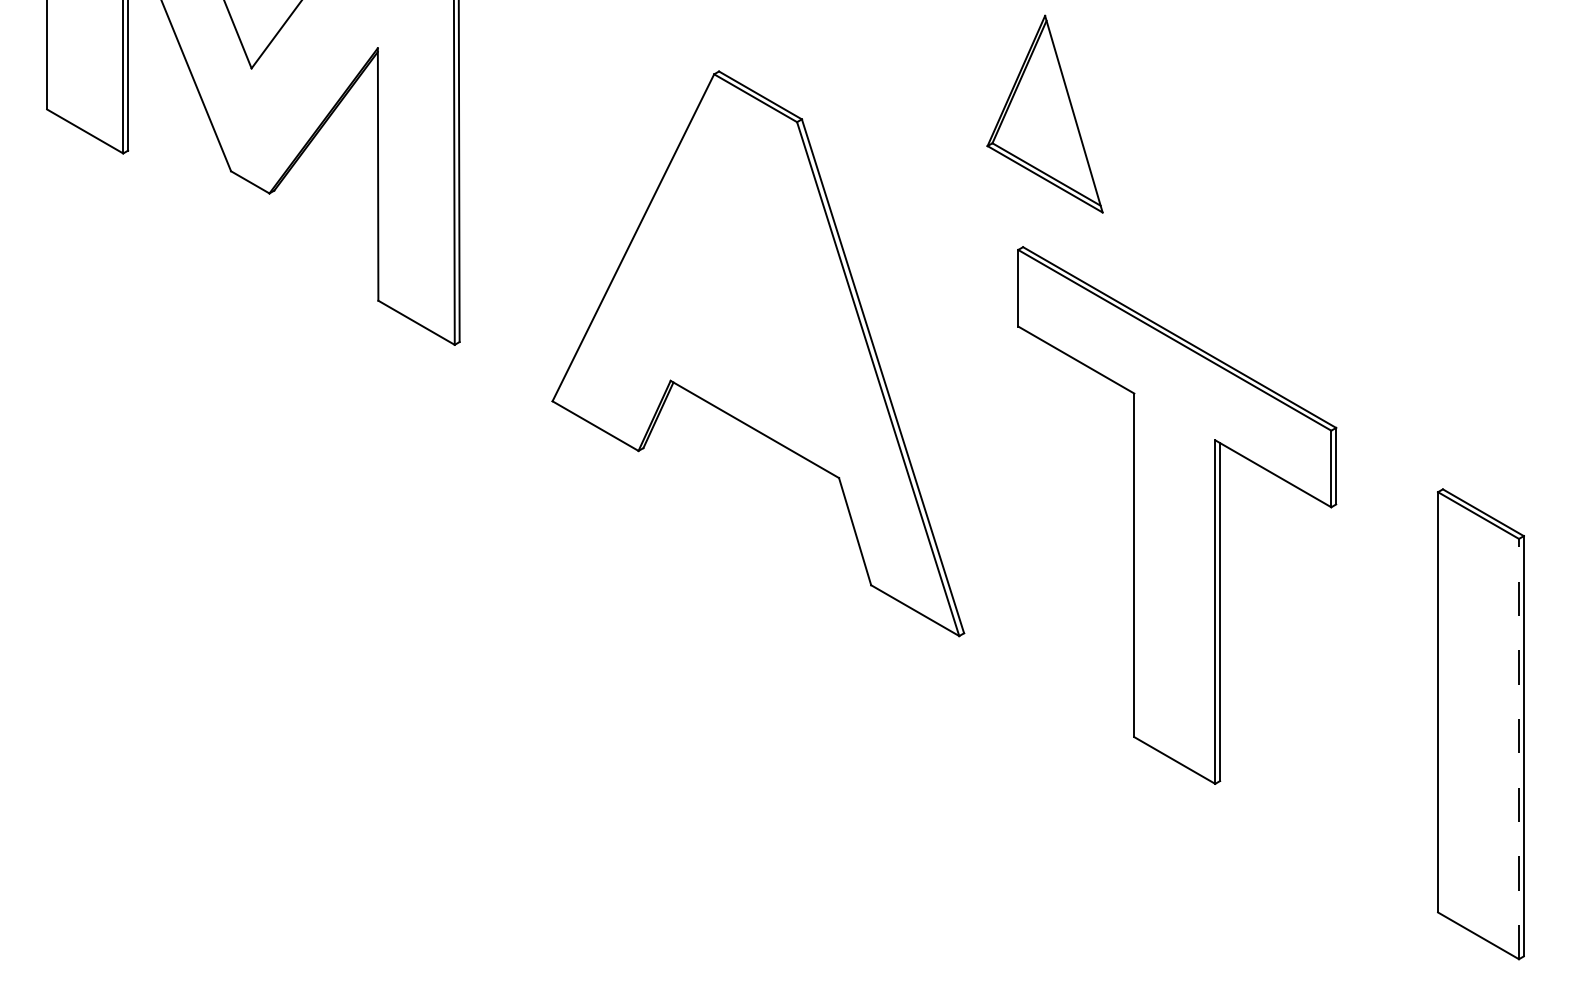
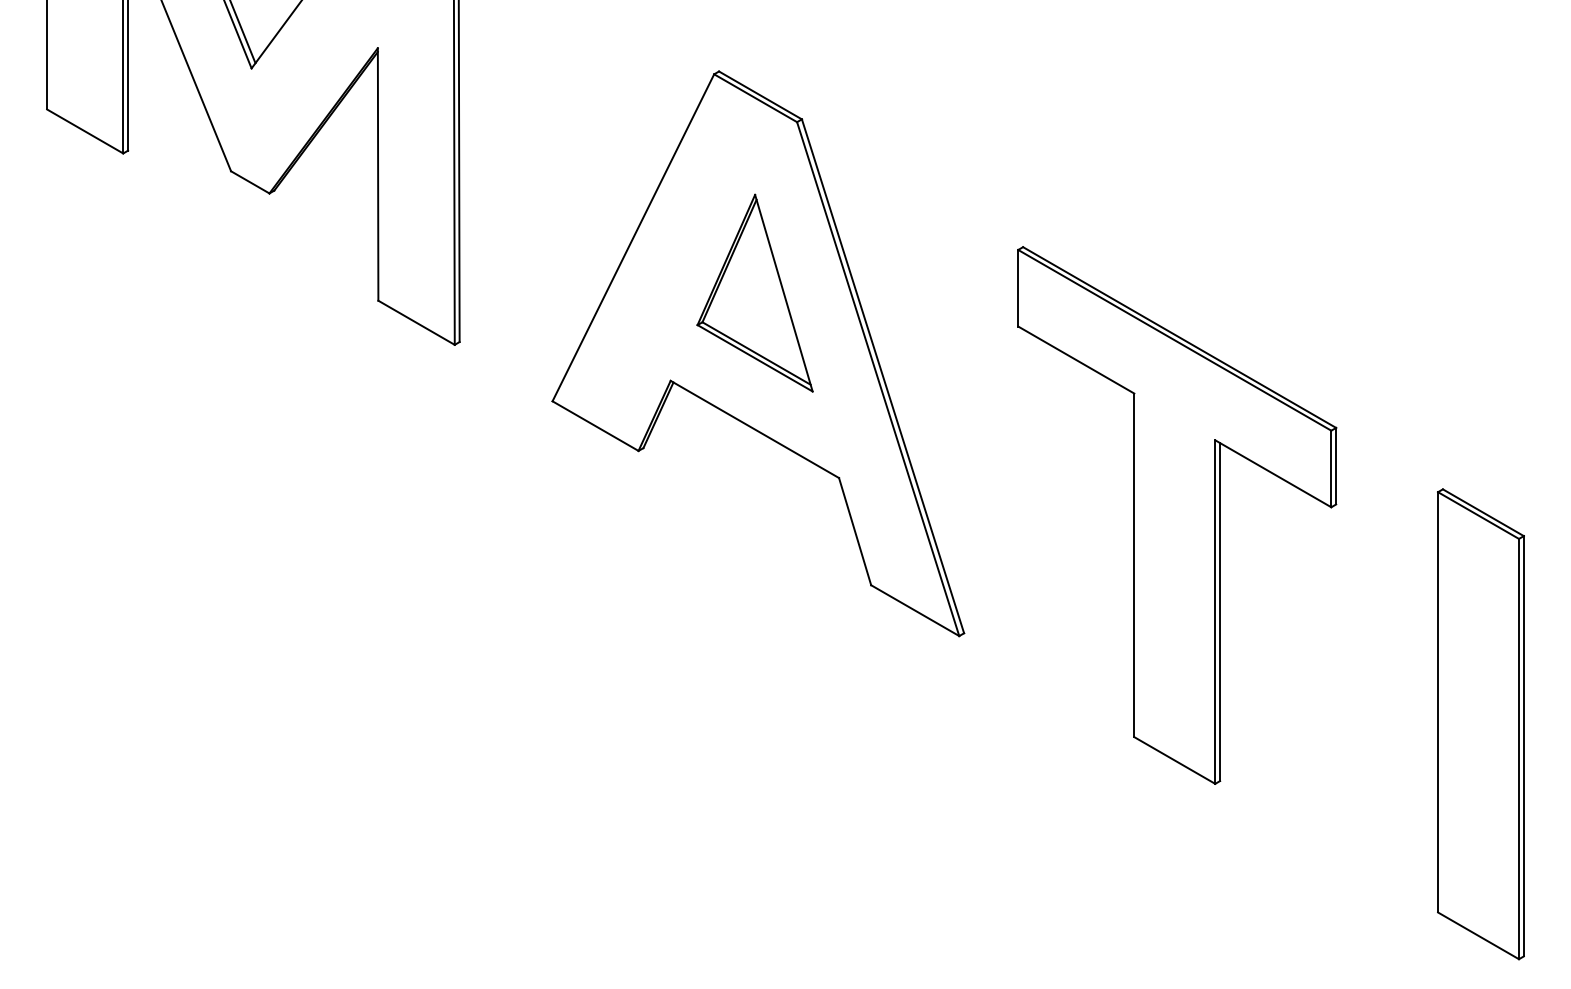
line: none -> present (243, 32)
part position: (1044, 113) -> (754, 292) (754, 292)
line: dashed -> solid (1519, 748)
